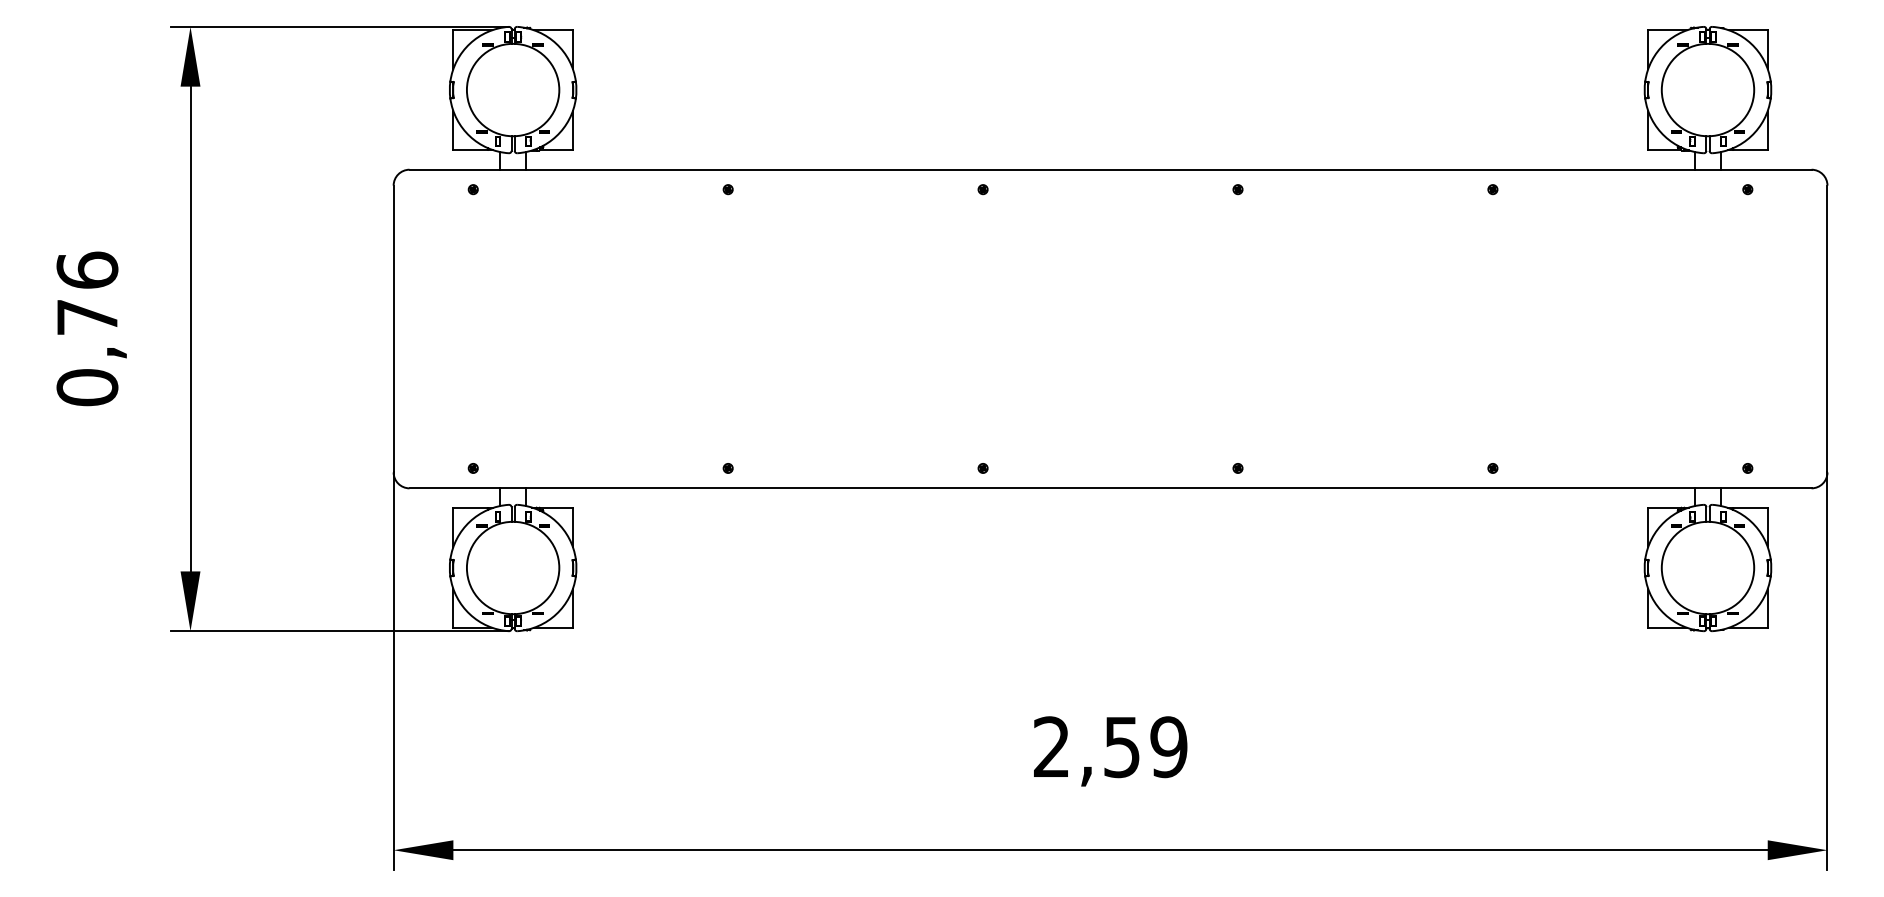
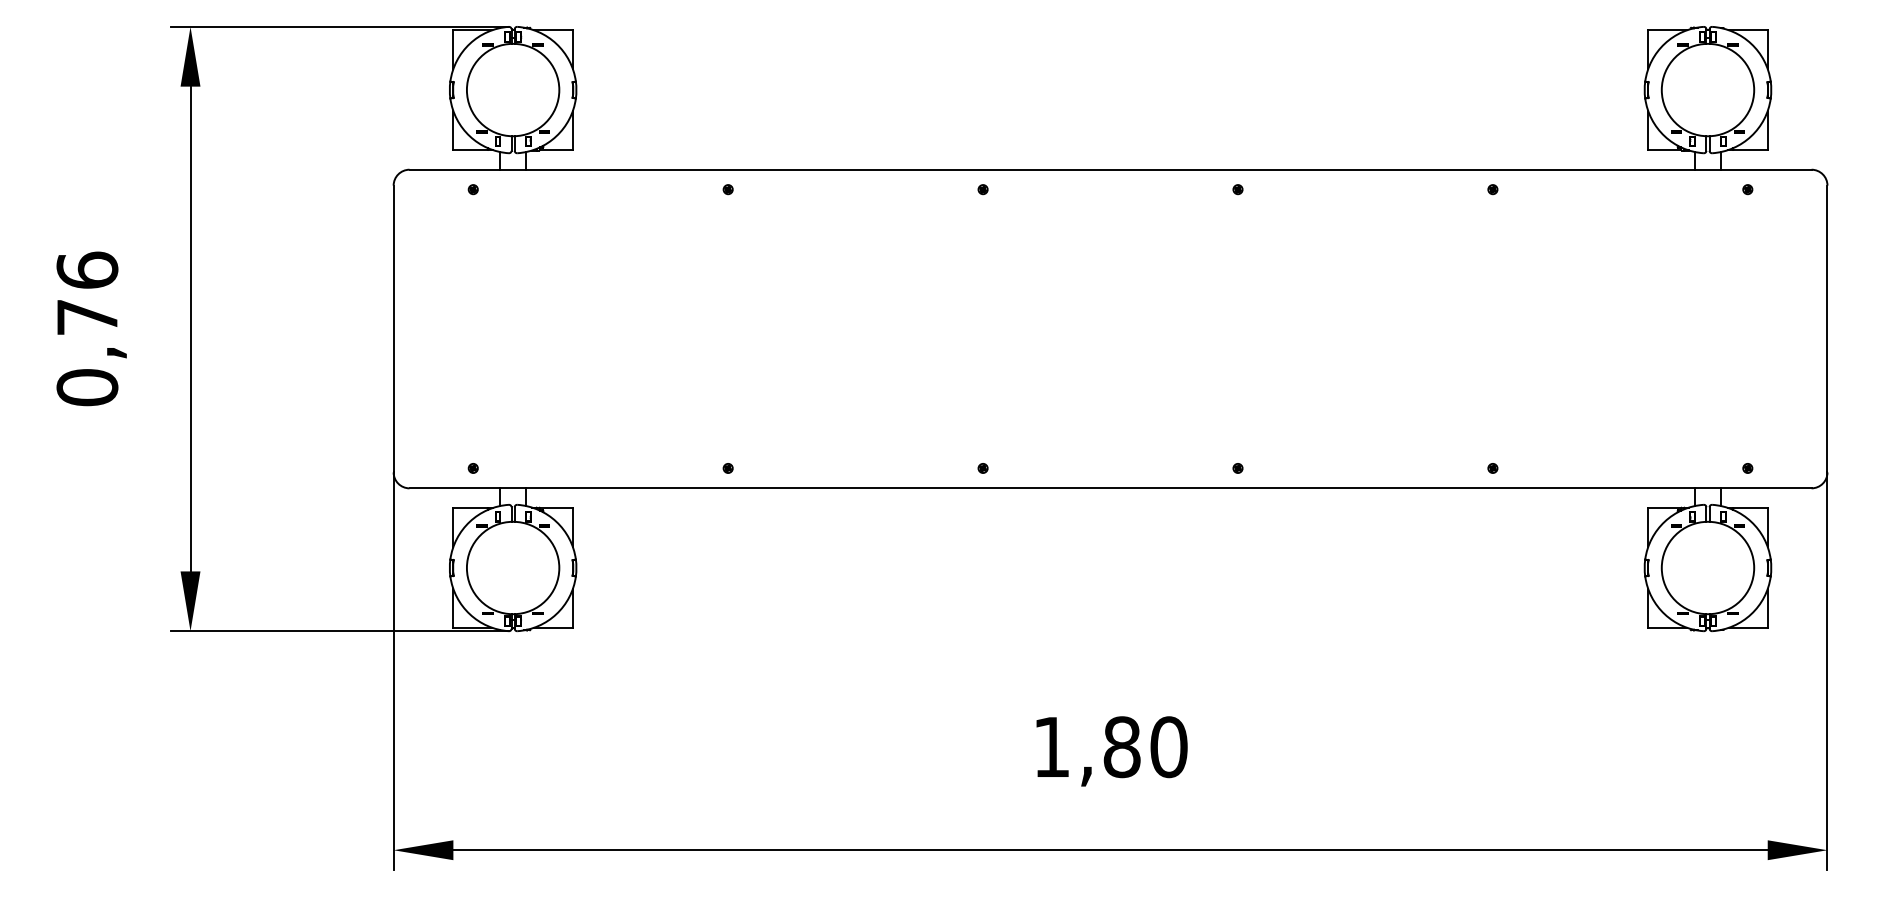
text: 2,59 -> 1,80 (1110, 747)
